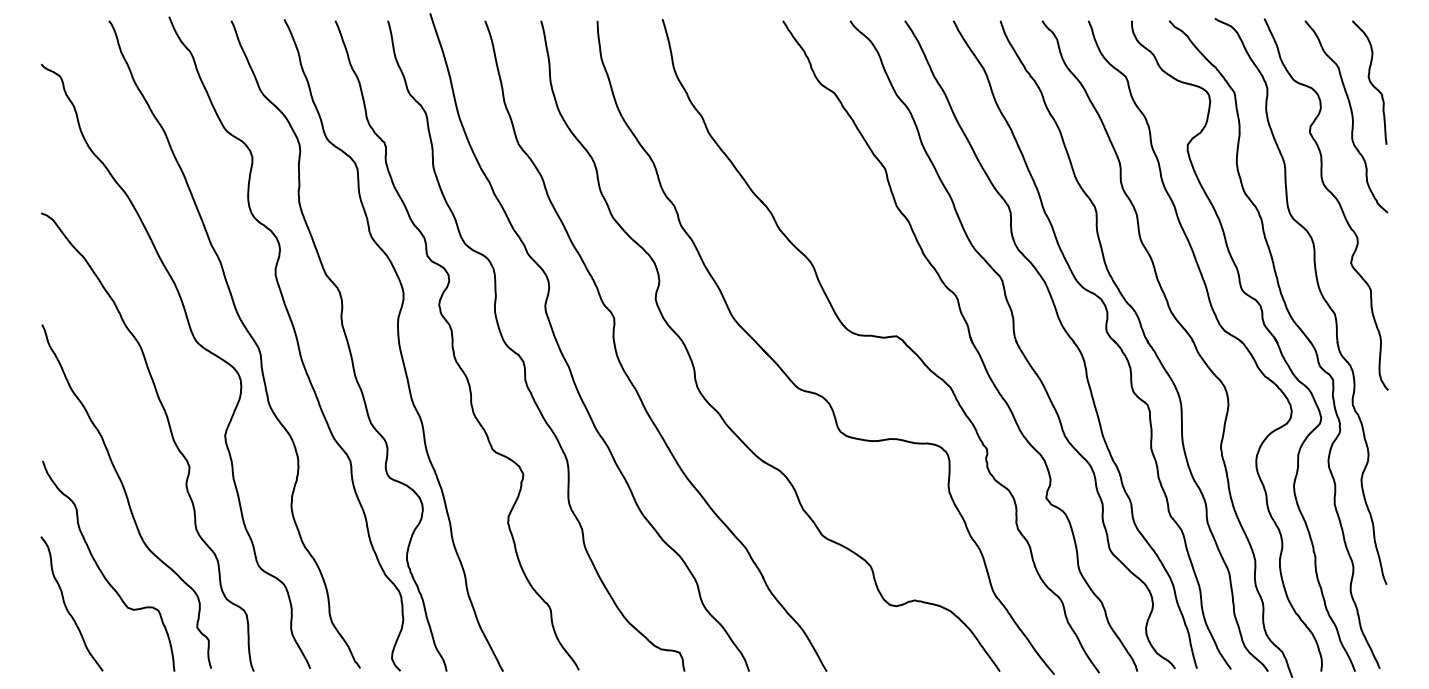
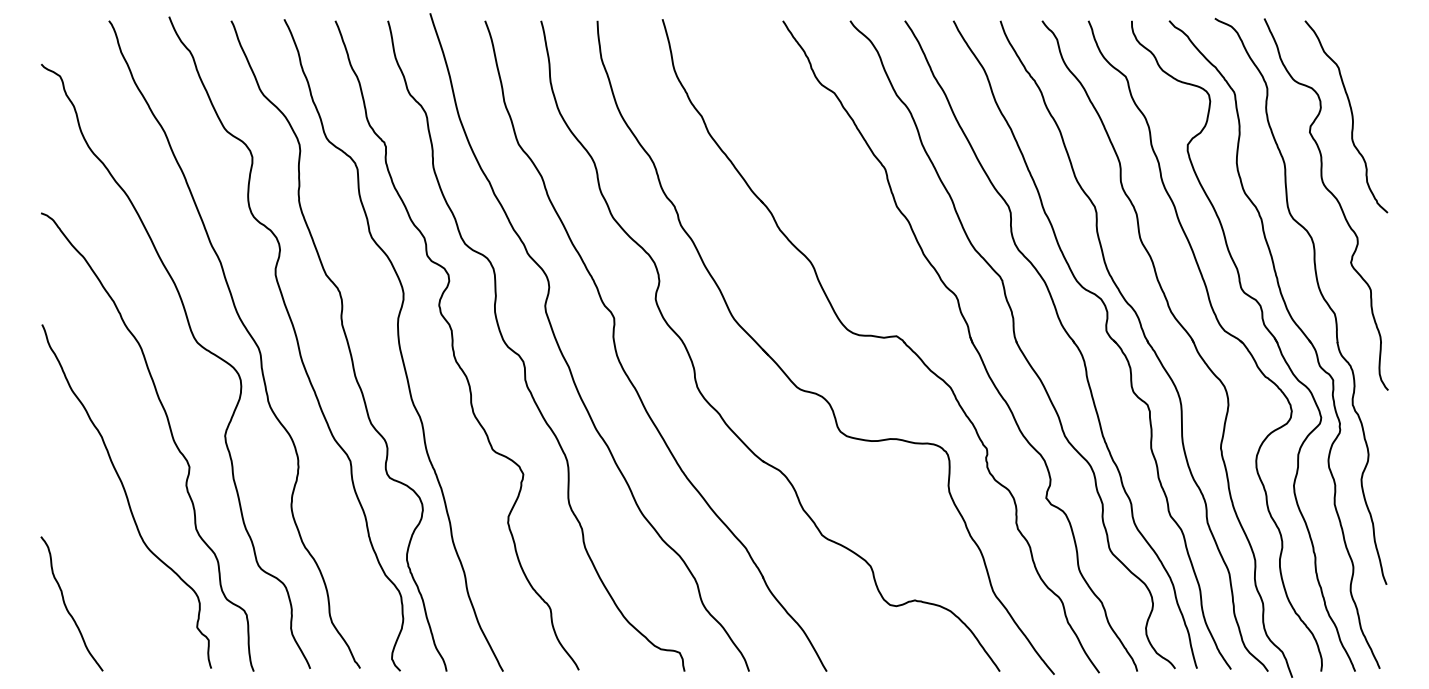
curve: present -> none (1369, 82)
curve: present -> none (102, 571)
